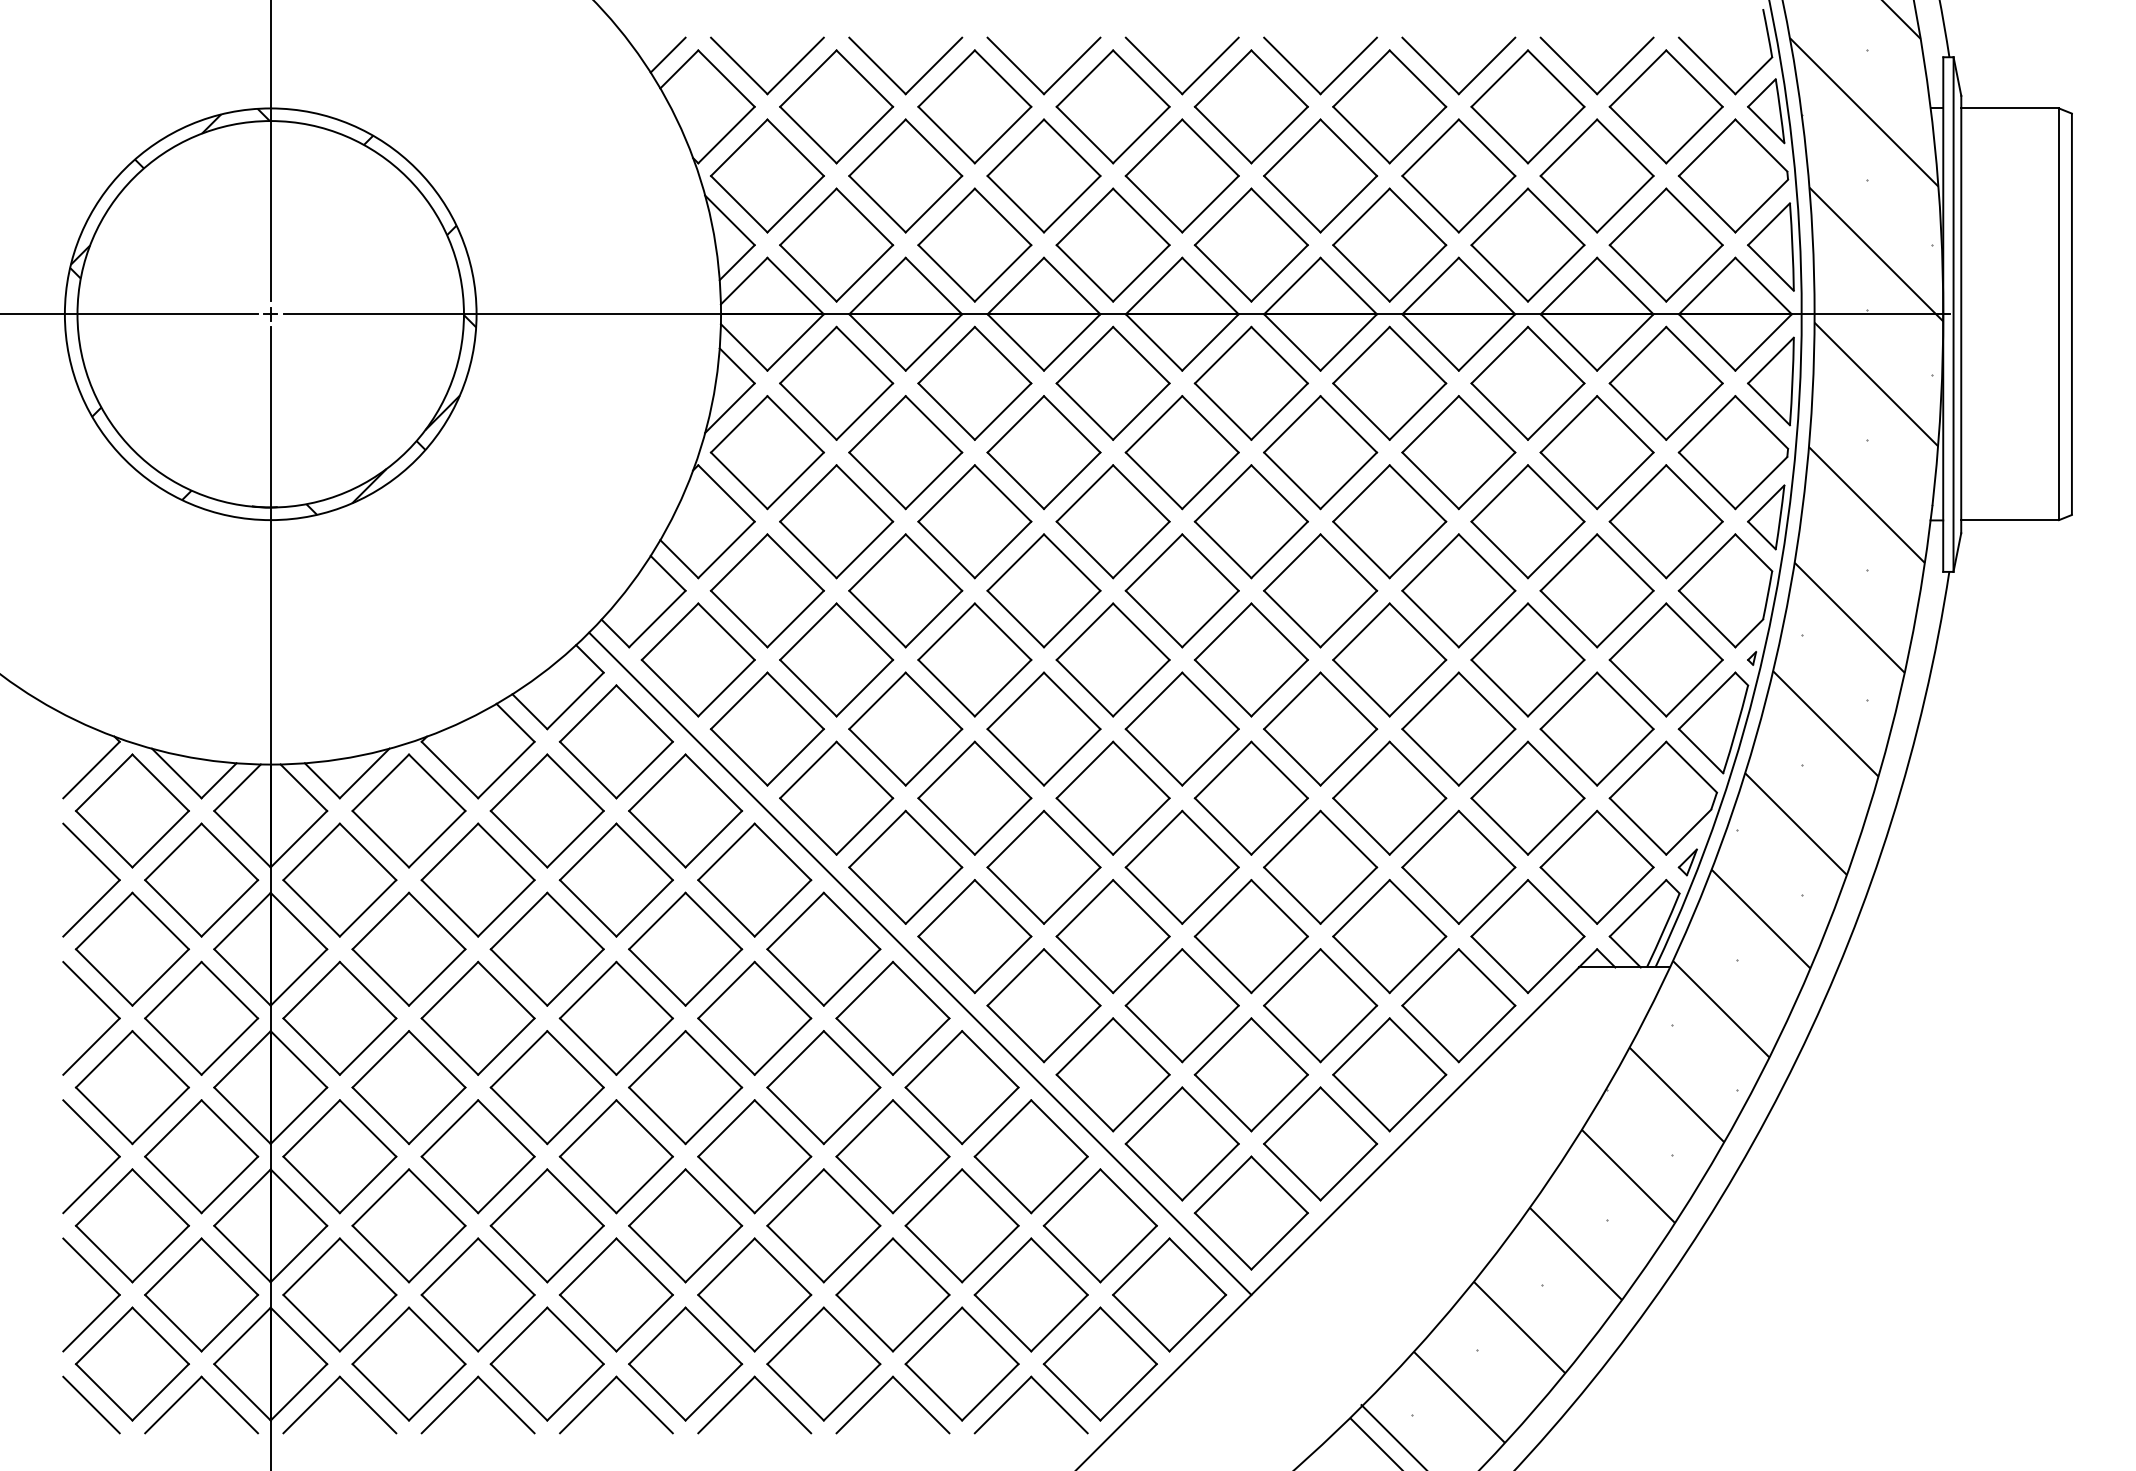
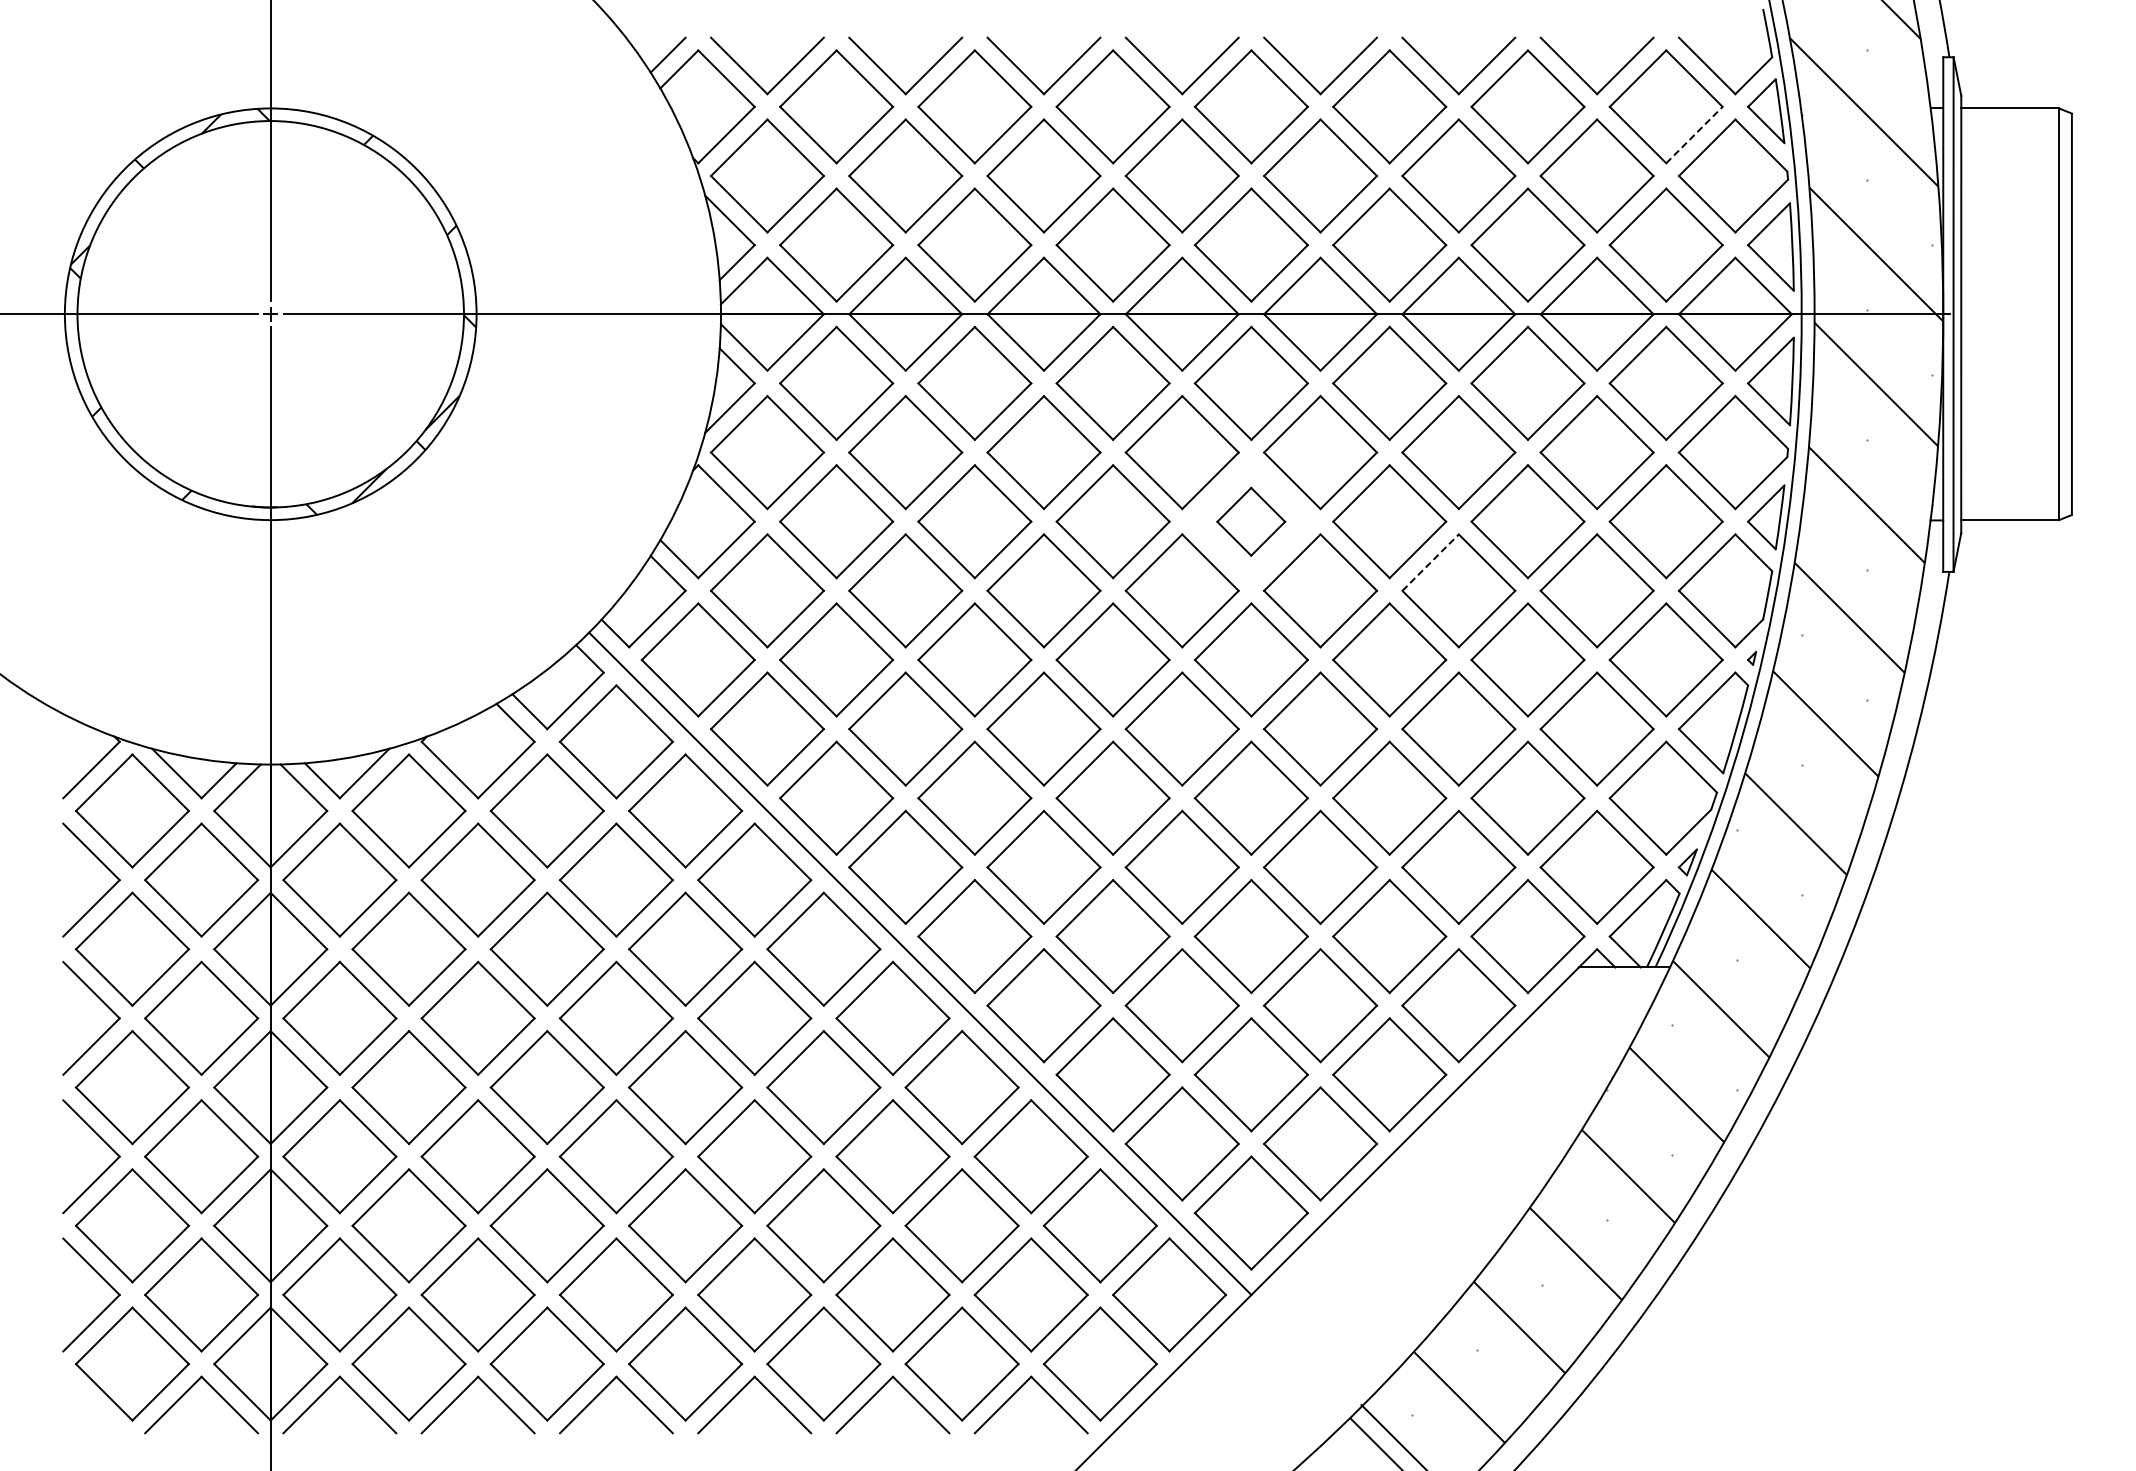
line: solid -> dashed (1694, 135)
part size: 116x116 px -> 71x71 px (1251, 521)
line: solid -> dashed (1430, 562)
line: present -> none (91, 1404)
